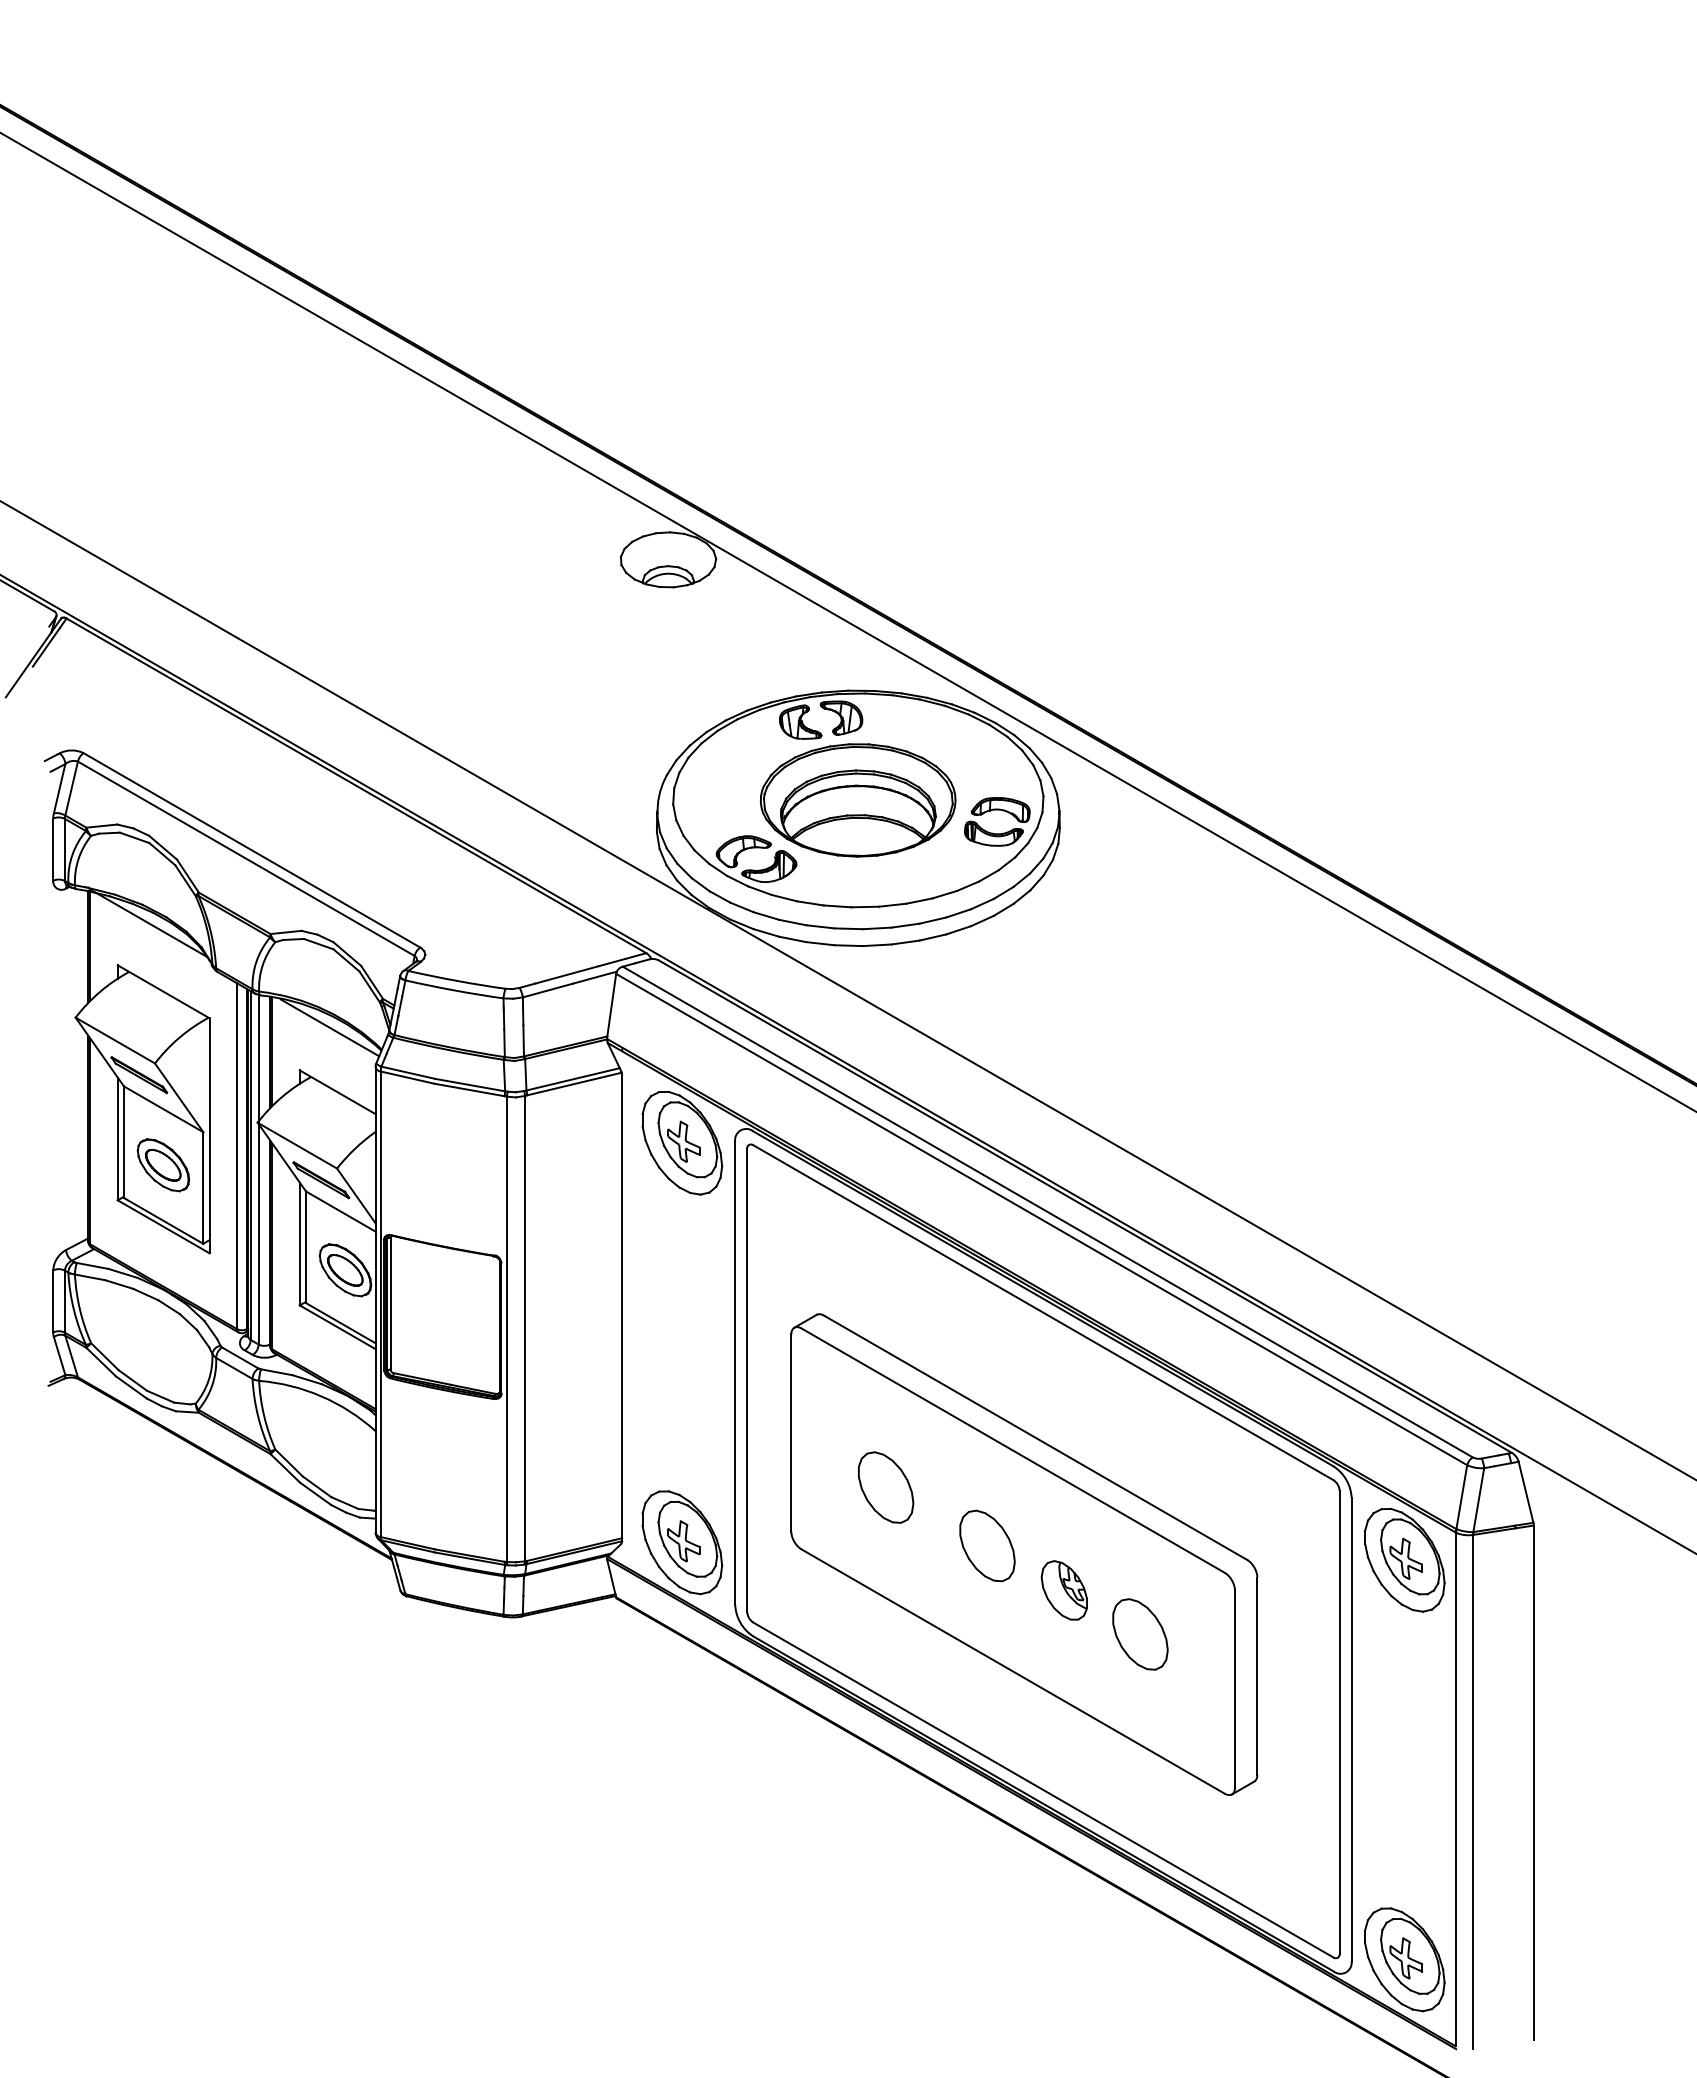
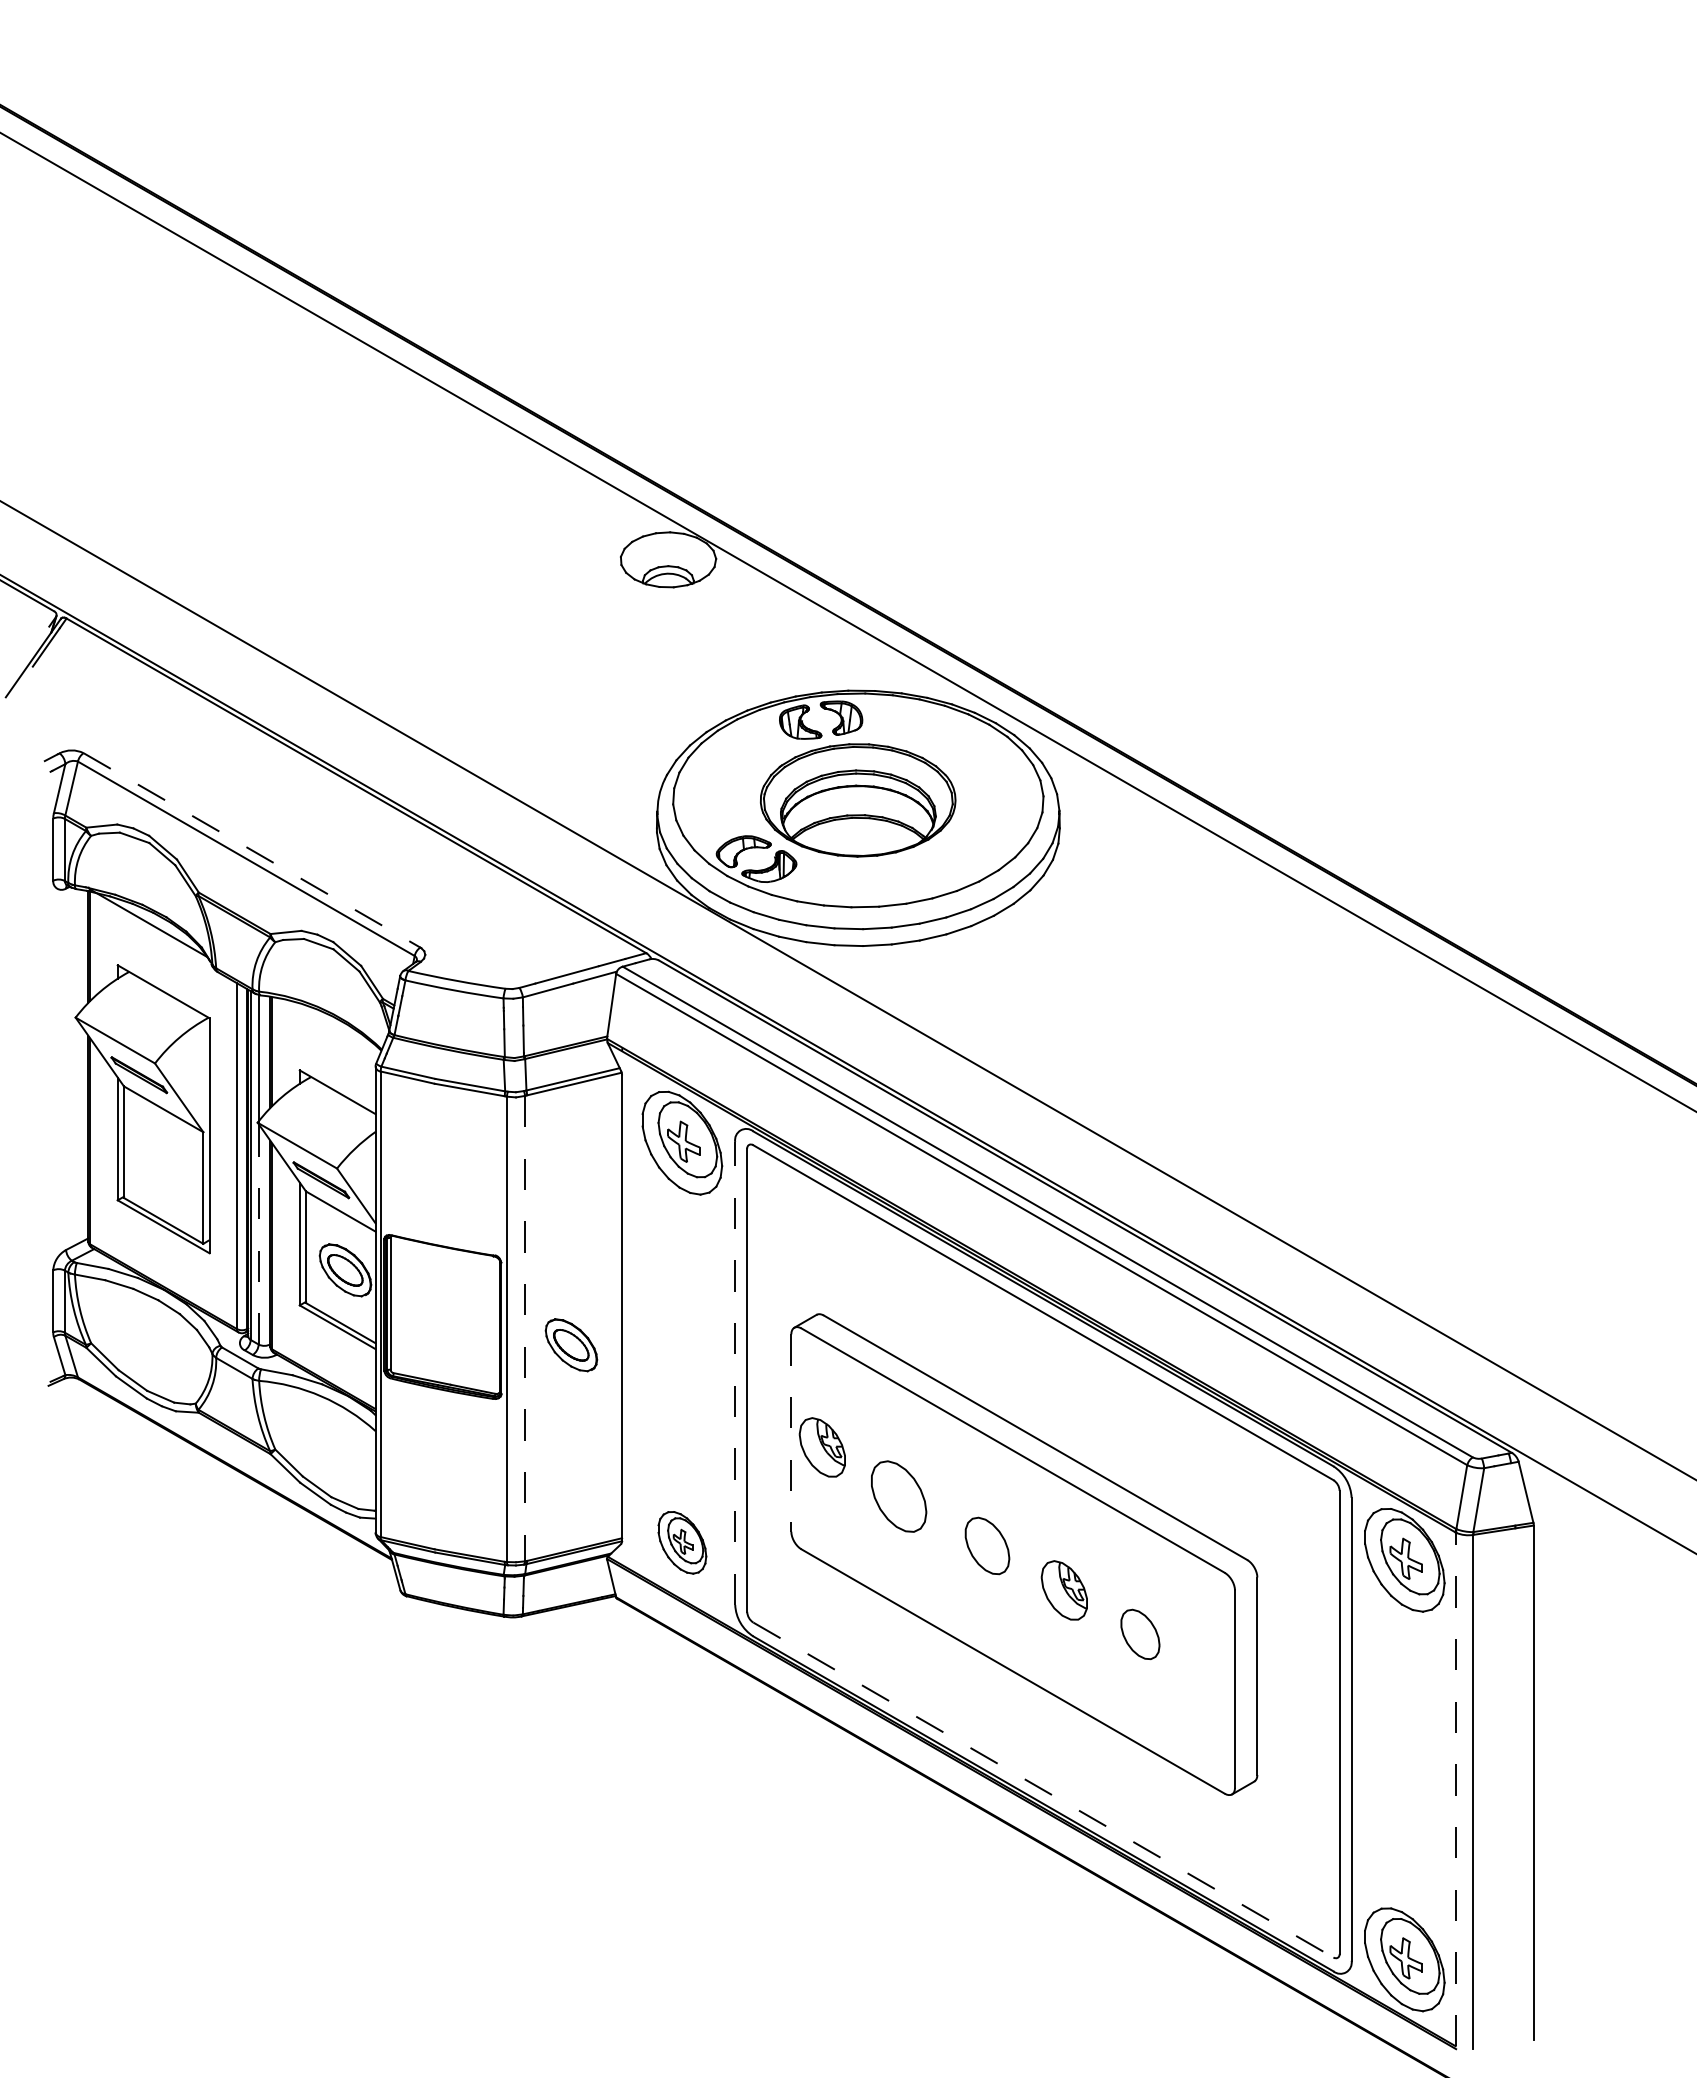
part: present -> none (997, 810)
line: solid -> dashed (252, 850)
line: present -> none (329, 1027)
part position: (163, 1165) -> (571, 1345) (571, 1345)
line: solid -> dashed (258, 1233)
line: solid -> dashed (525, 1328)
line: solid -> dashed (735, 1372)
line: solid -> dashed (791, 1433)
part: none -> present (821, 1447)
part position: (886, 1487) -> (899, 1496) (899, 1496)
part size: 83x106 px -> 51x64 px (682, 1542)
part size: 57x74 px -> 47x60 px (987, 1545)
part size: 57x73 px -> 41x53 px (1140, 1634)
line: solid -> dashed (1455, 1789)
line: solid -> dashed (1043, 1790)
